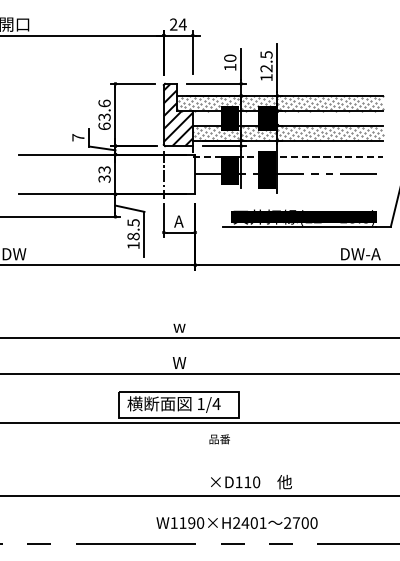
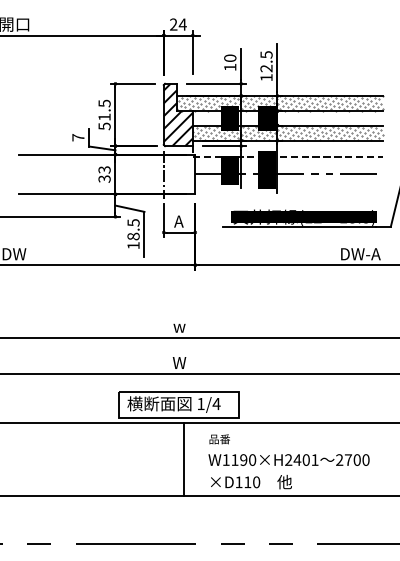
text: 63.6 -> 51.5 (104, 114)
line: none -> present (184, 459)
text position: (236, 522) -> (288, 459) (288, 459)
